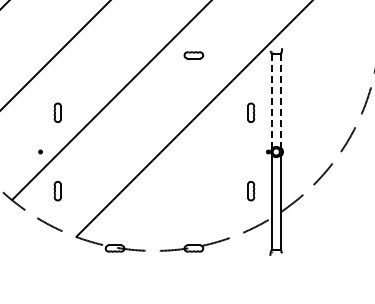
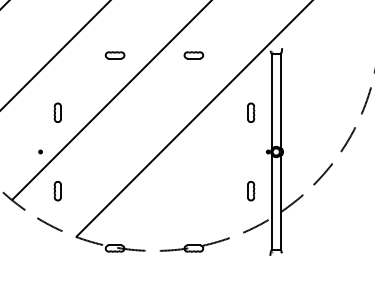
part: none -> present (114, 55)
line: dashed -> solid (271, 101)
line: dashed -> solid (280, 101)
